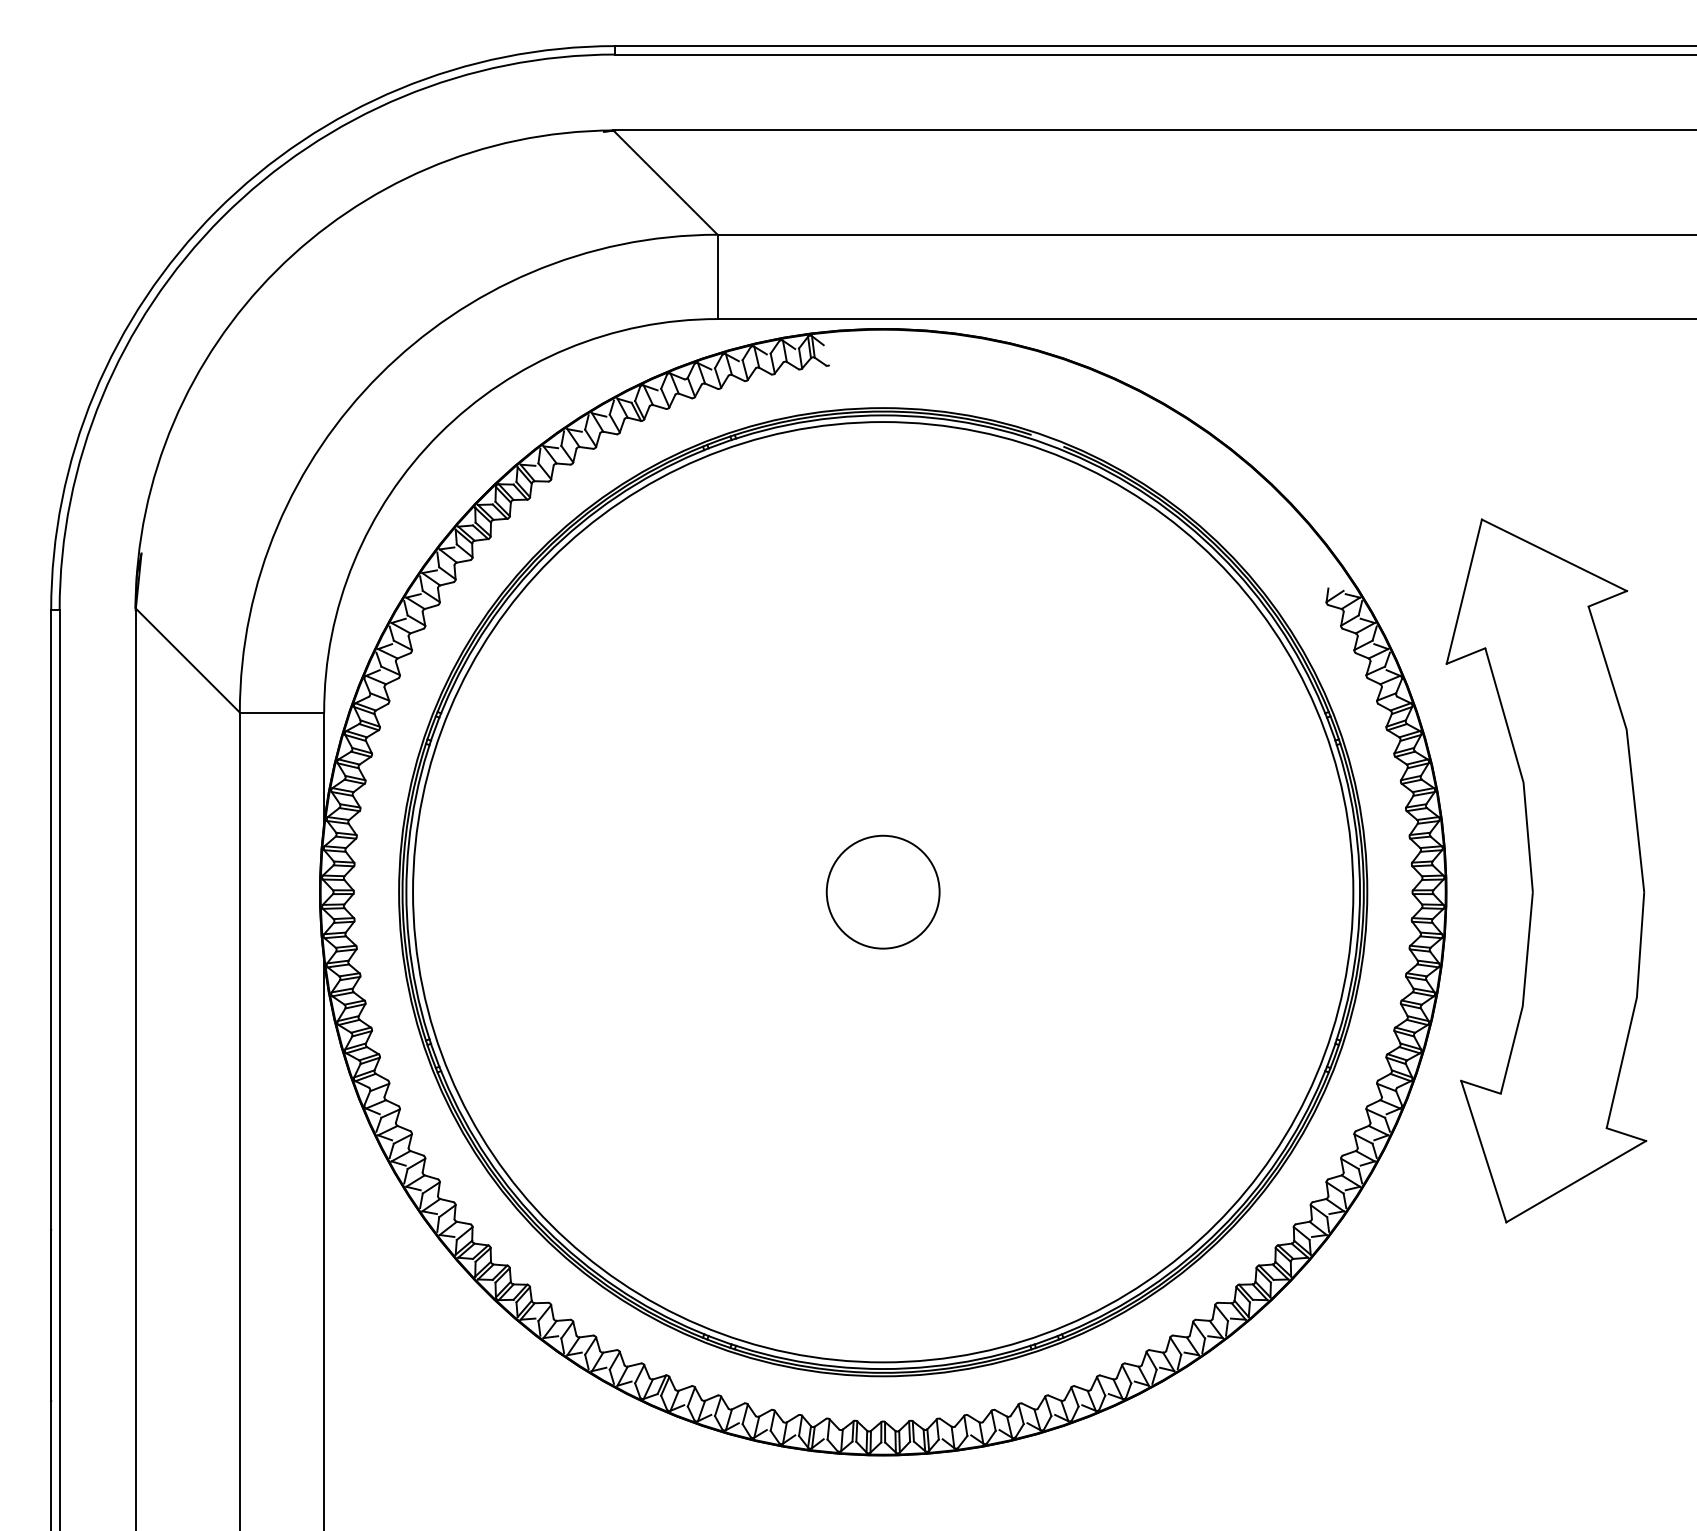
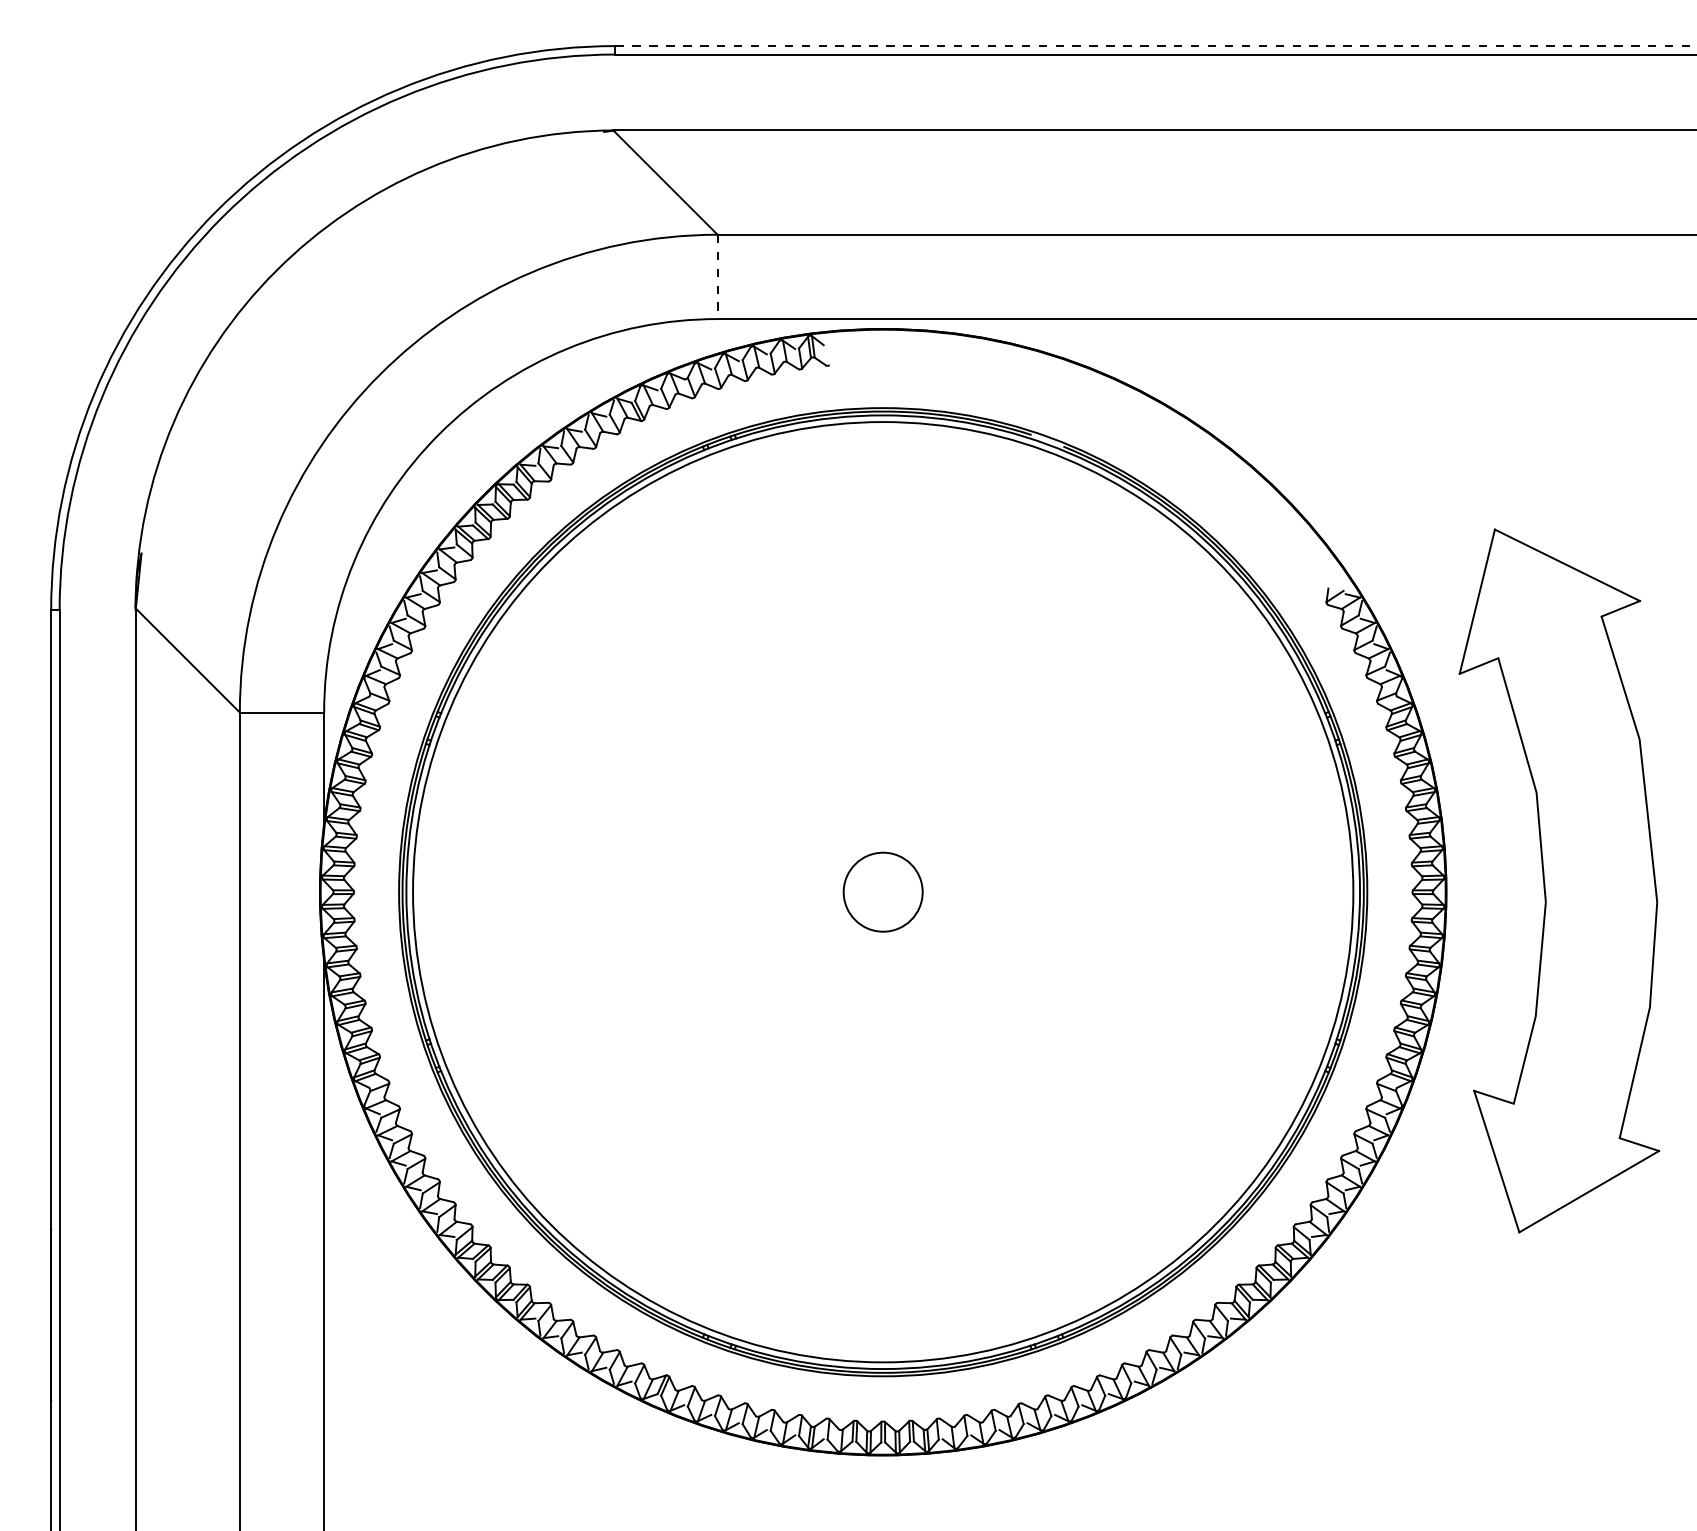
line: solid -> dashed (1156, 46)
line: solid -> dashed (717, 277)
part position: (1546, 870) -> (1559, 880) (1559, 880)
circle diameter: 113 px -> 79 px (882, 891)
